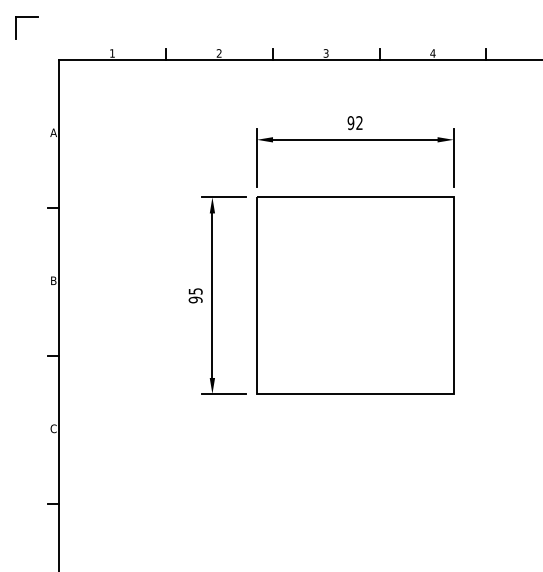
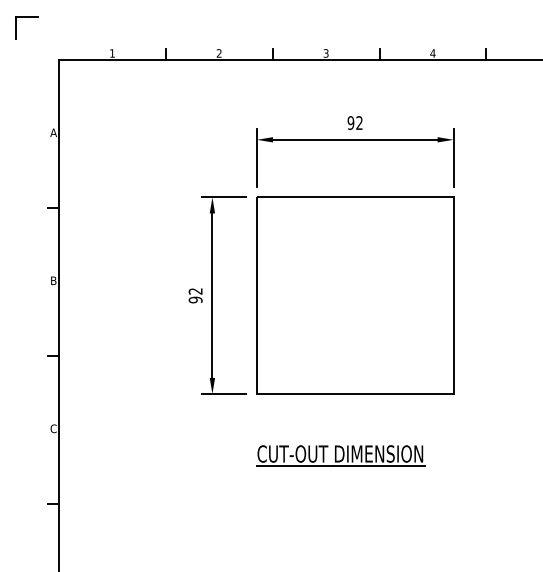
text: 95 -> 92 (195, 291)
part: none -> present (340, 455)
